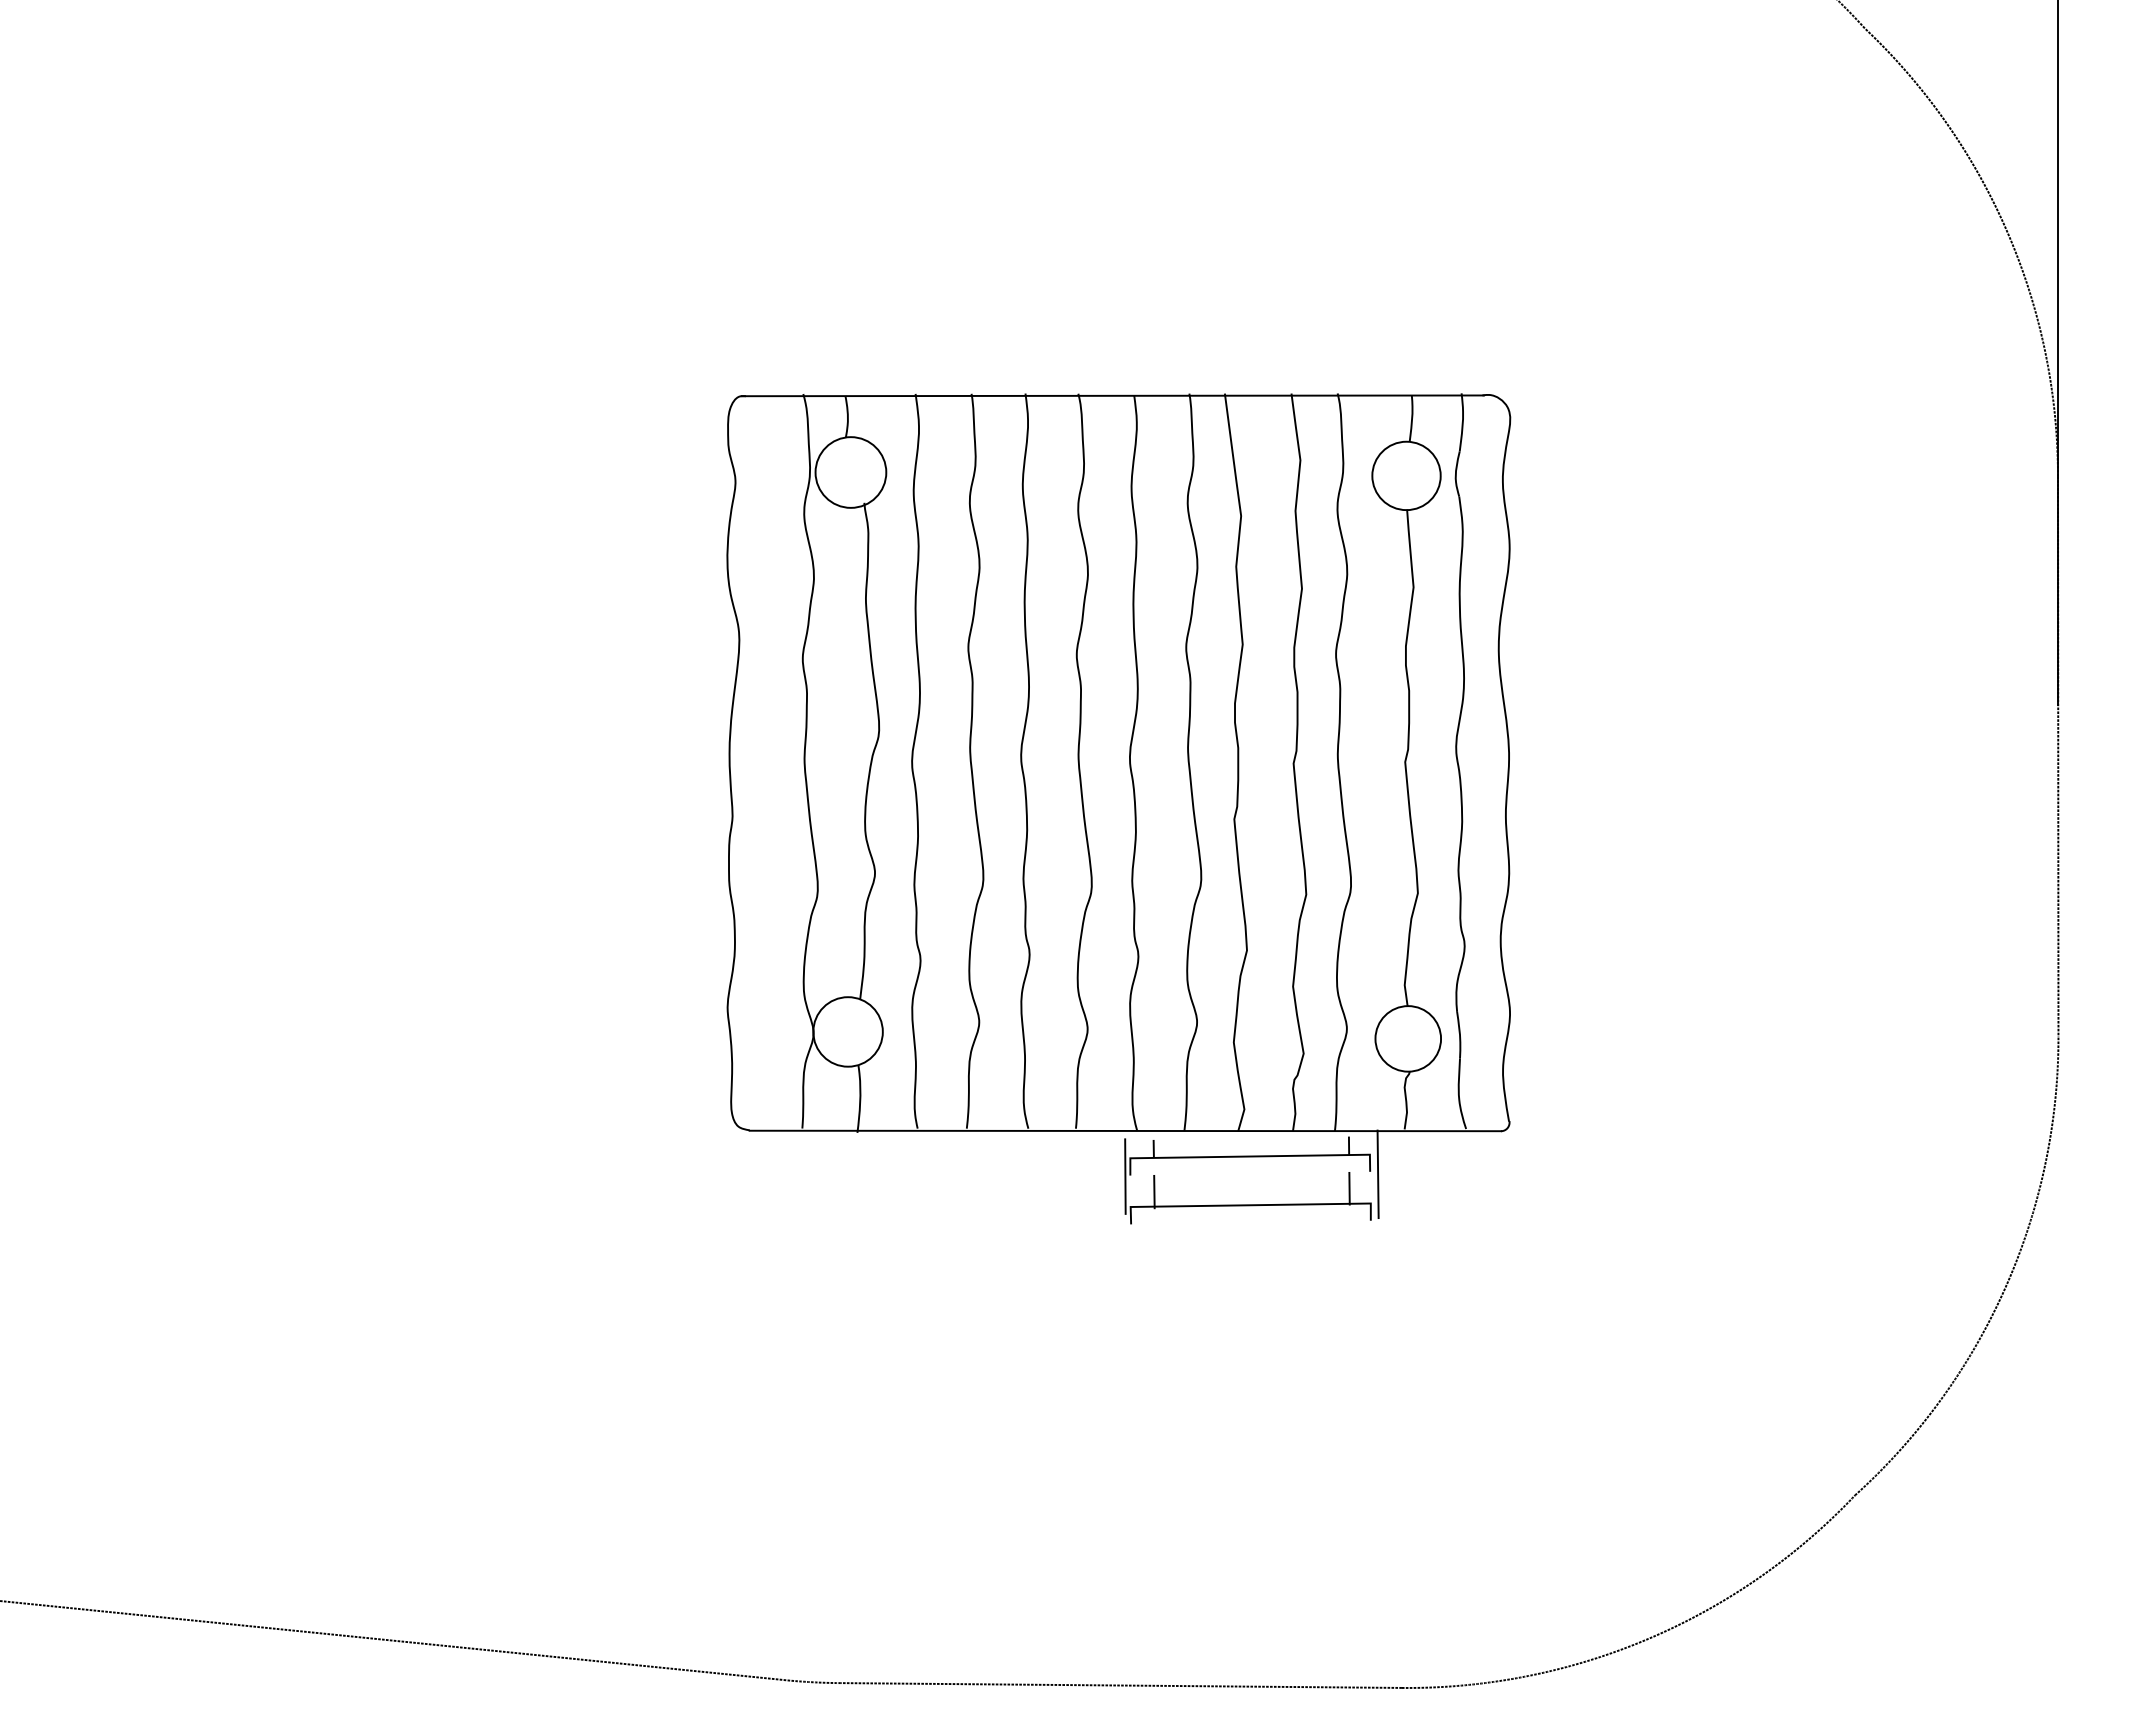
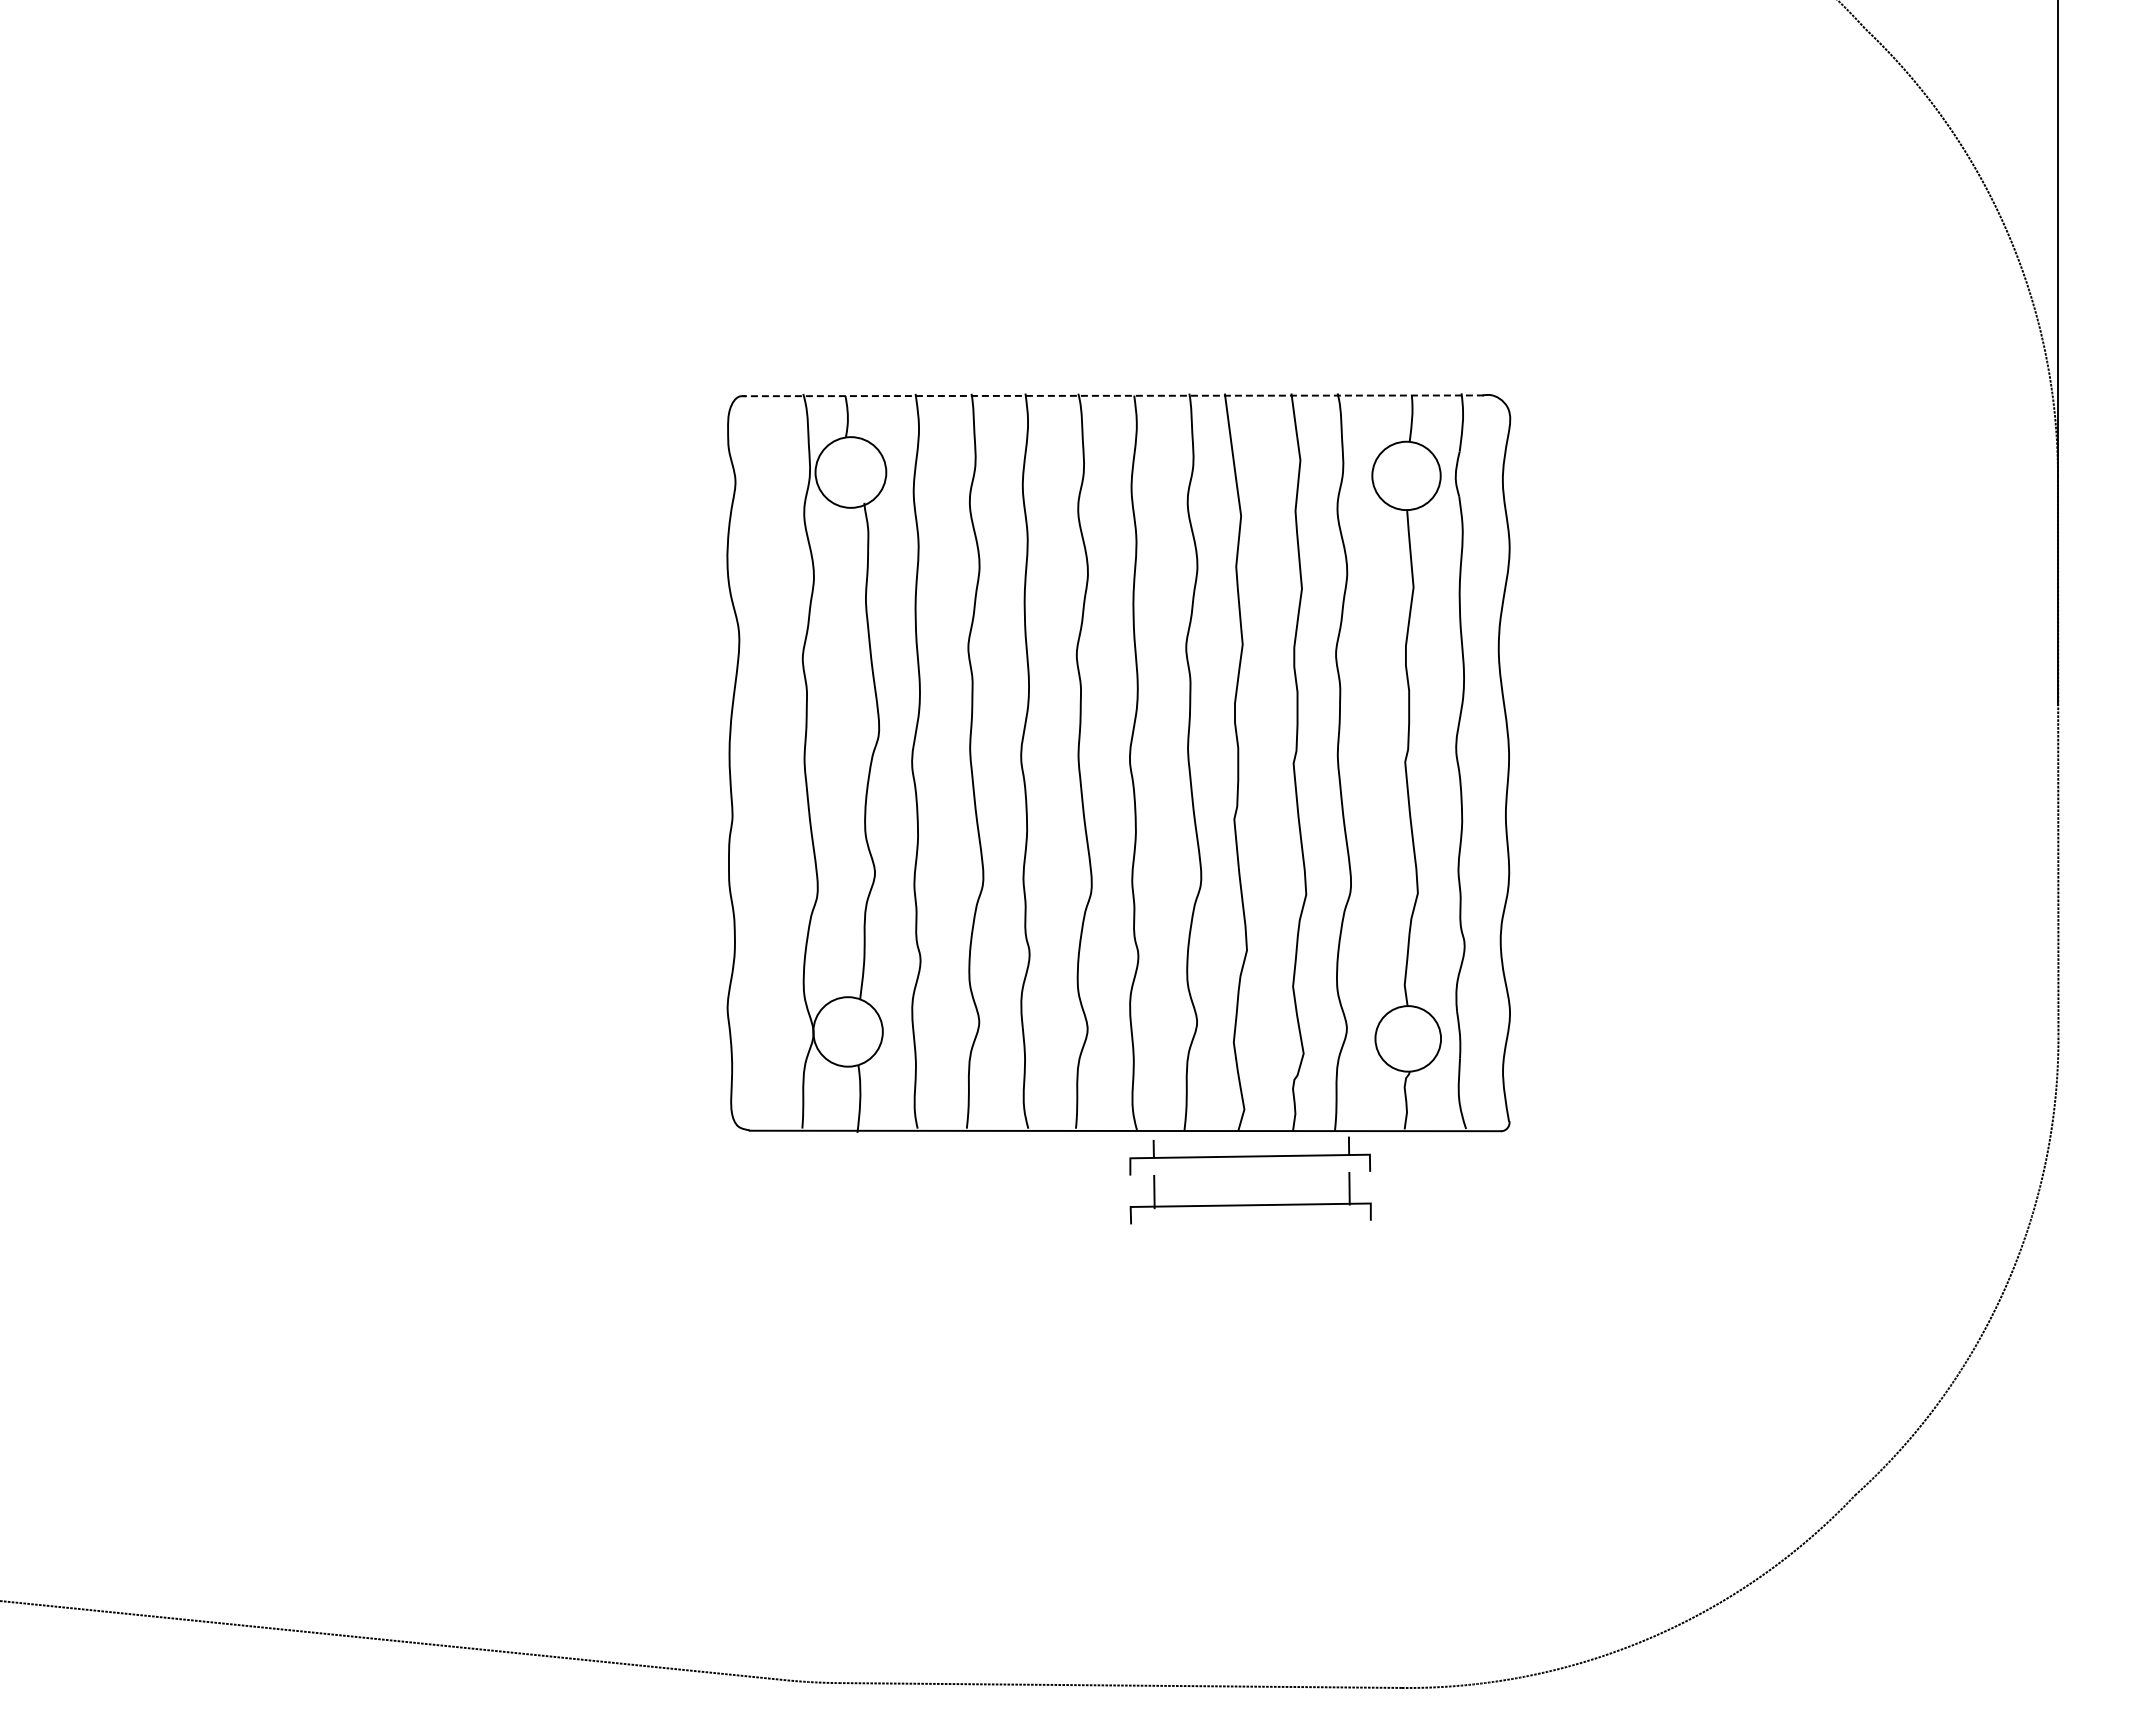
line: solid -> dashed (1112, 395)
line: present -> none (1377, 1174)
line: present -> none (1125, 1176)
